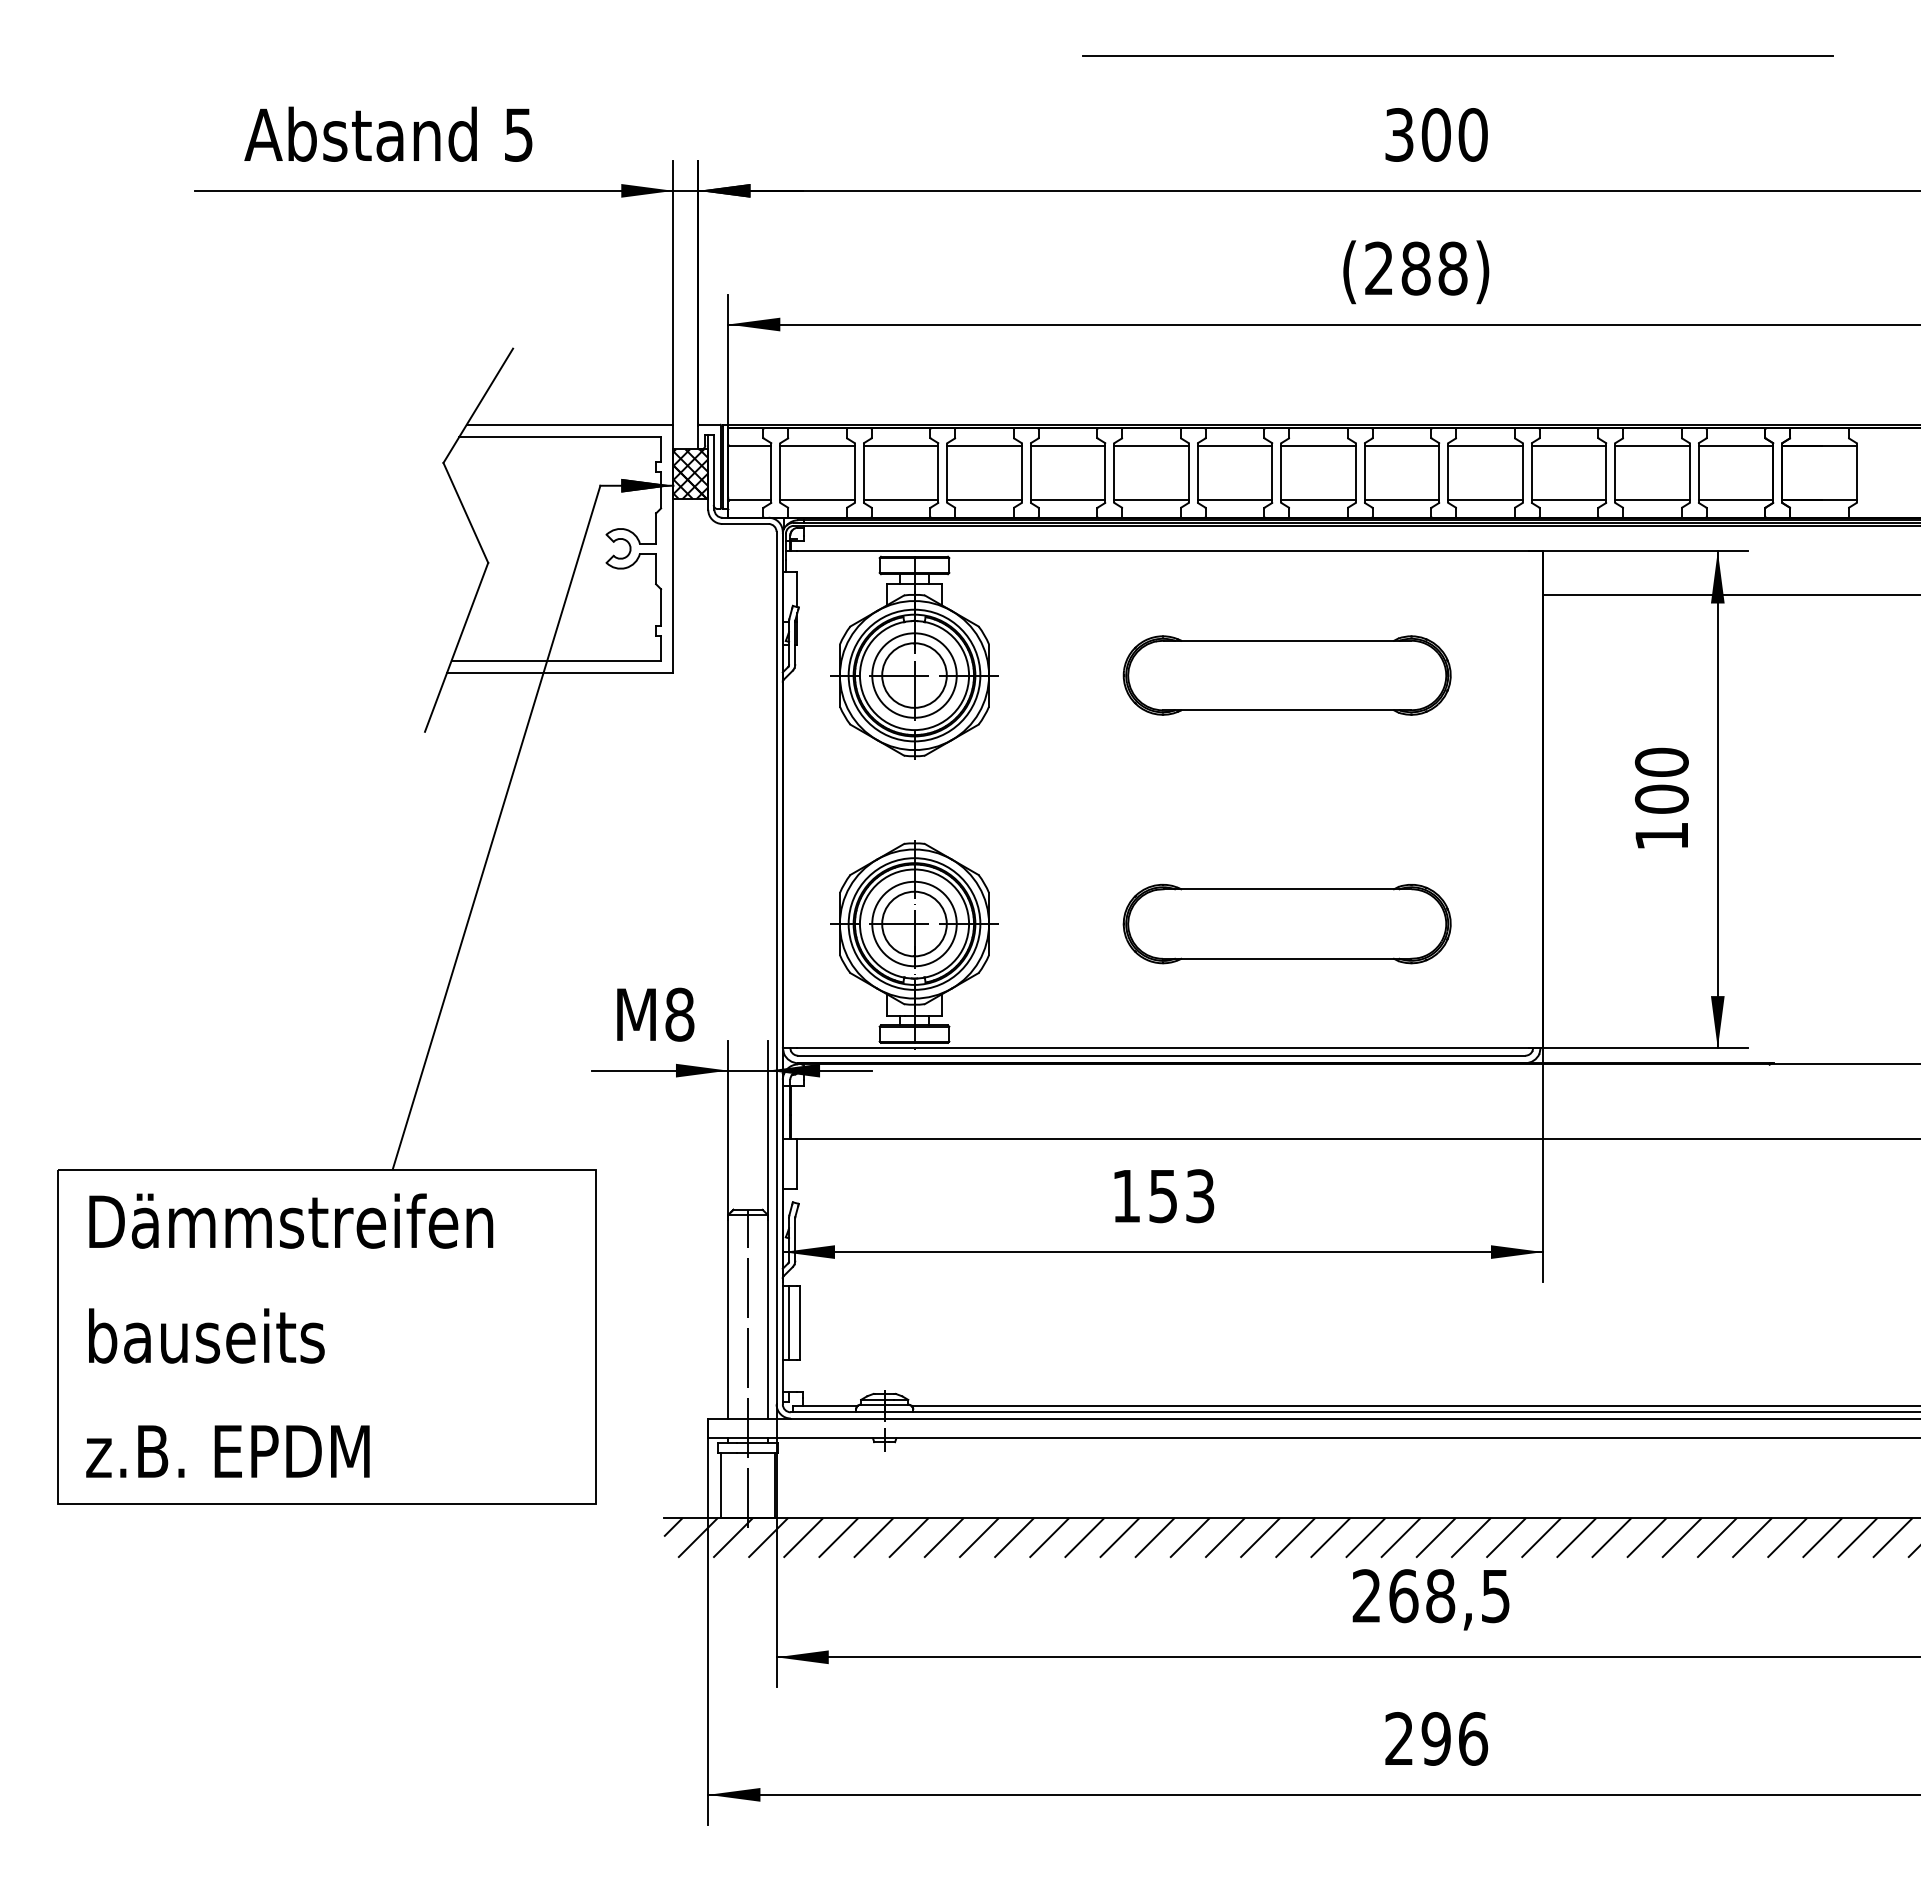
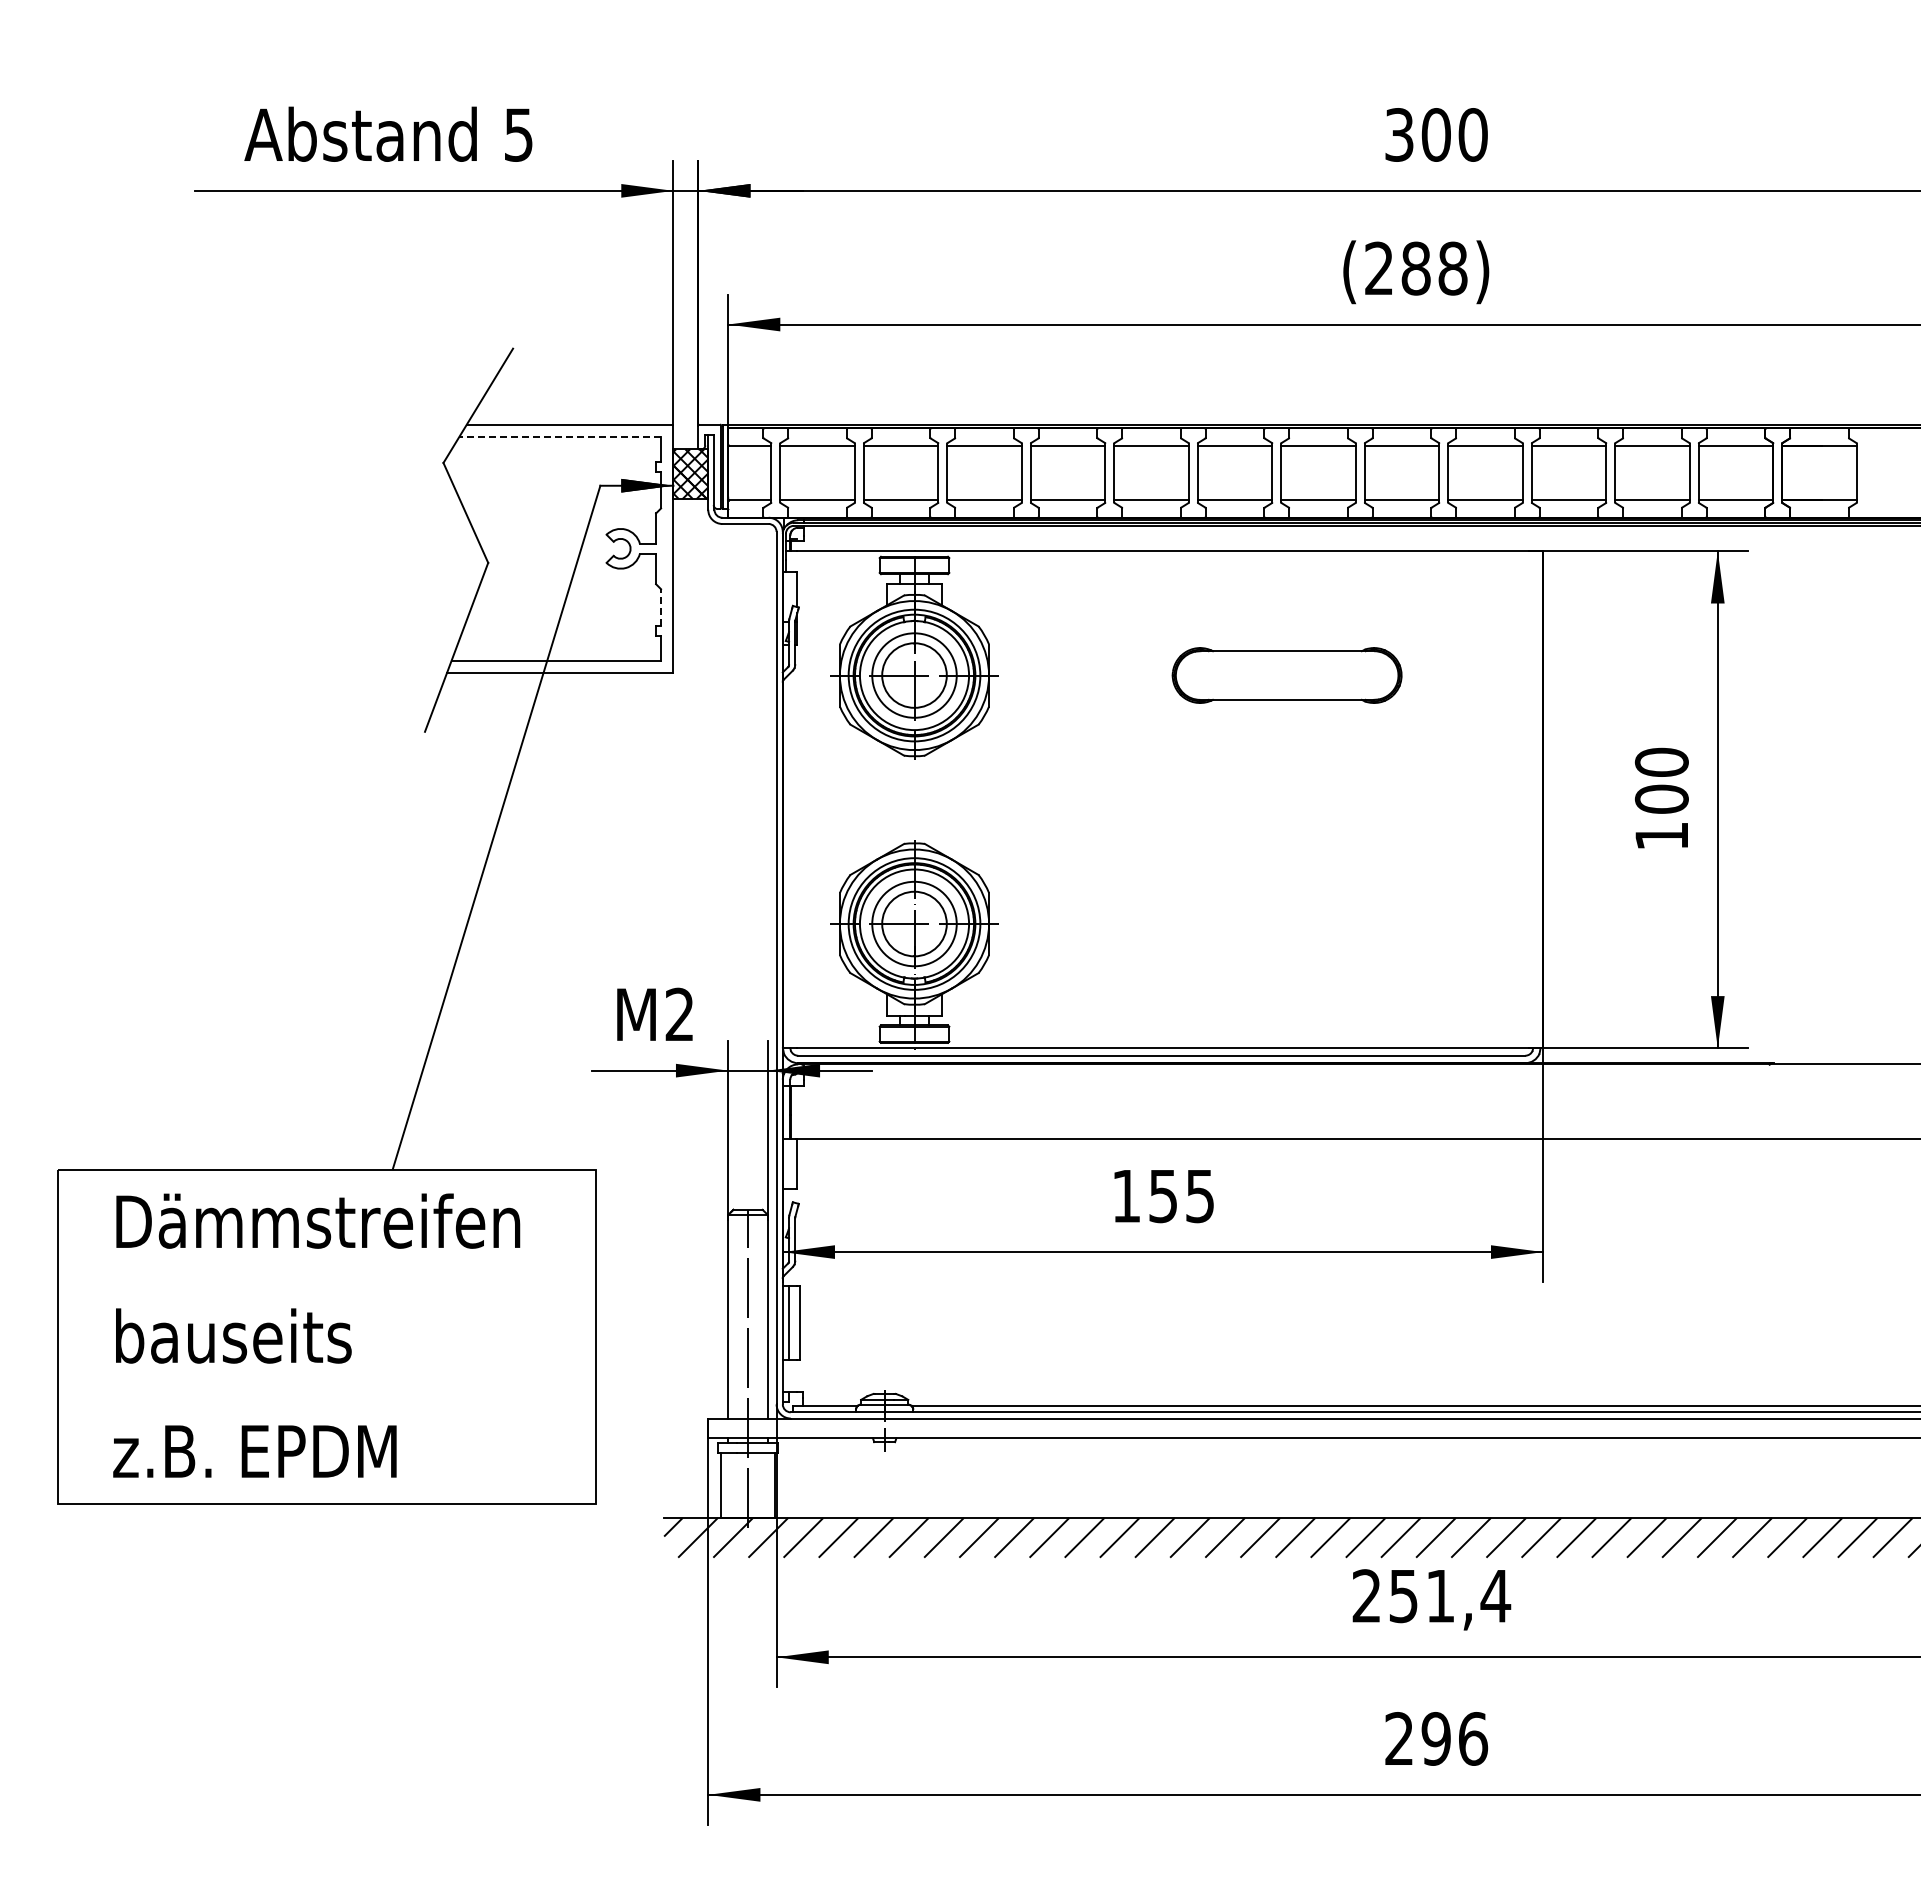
line: present -> none (1457, 56)
line: solid -> dashed (560, 437)
line: present -> none (1730, 594)
line: solid -> dashed (661, 607)
part size: 330x81 px -> 232x57 px (1286, 675)
part: present -> none (1286, 923)
text: 8 -> 2 (679, 1014)
text: 153 -> 155 (1200, 1195)
text position: (289, 1335) -> (316, 1335) (316, 1335)
text: 268,5 -> 251,4 (1450, 1596)
